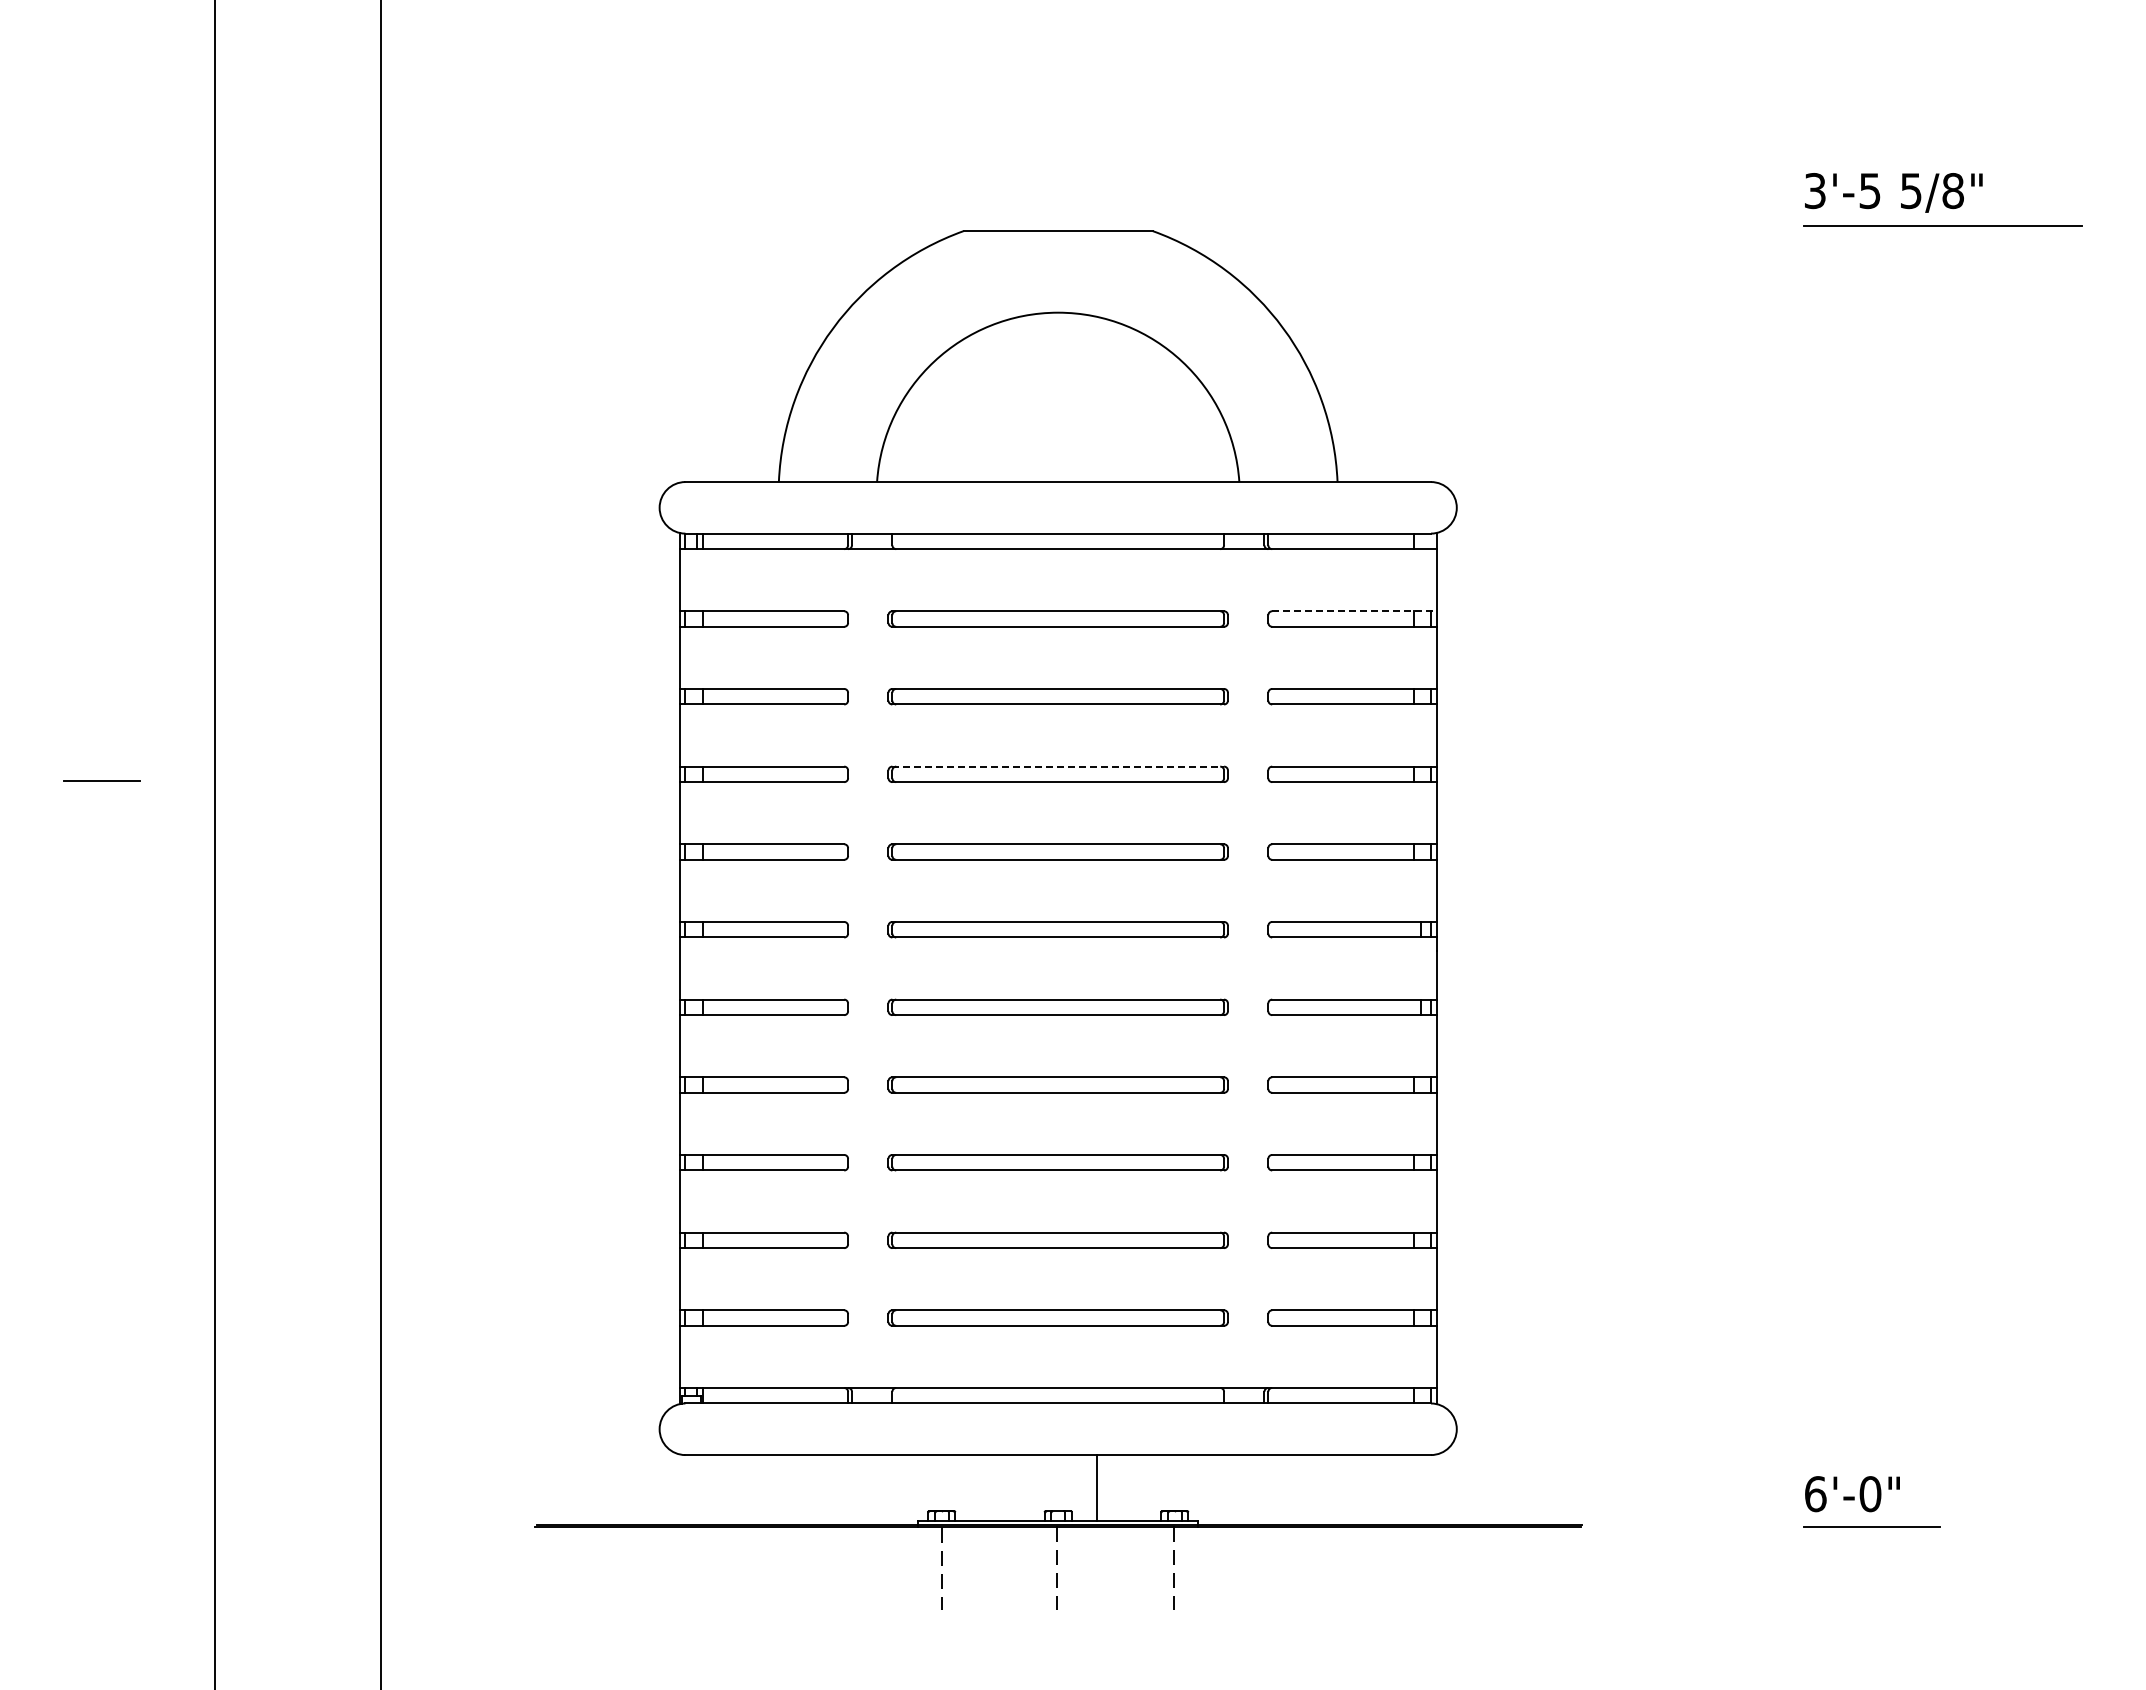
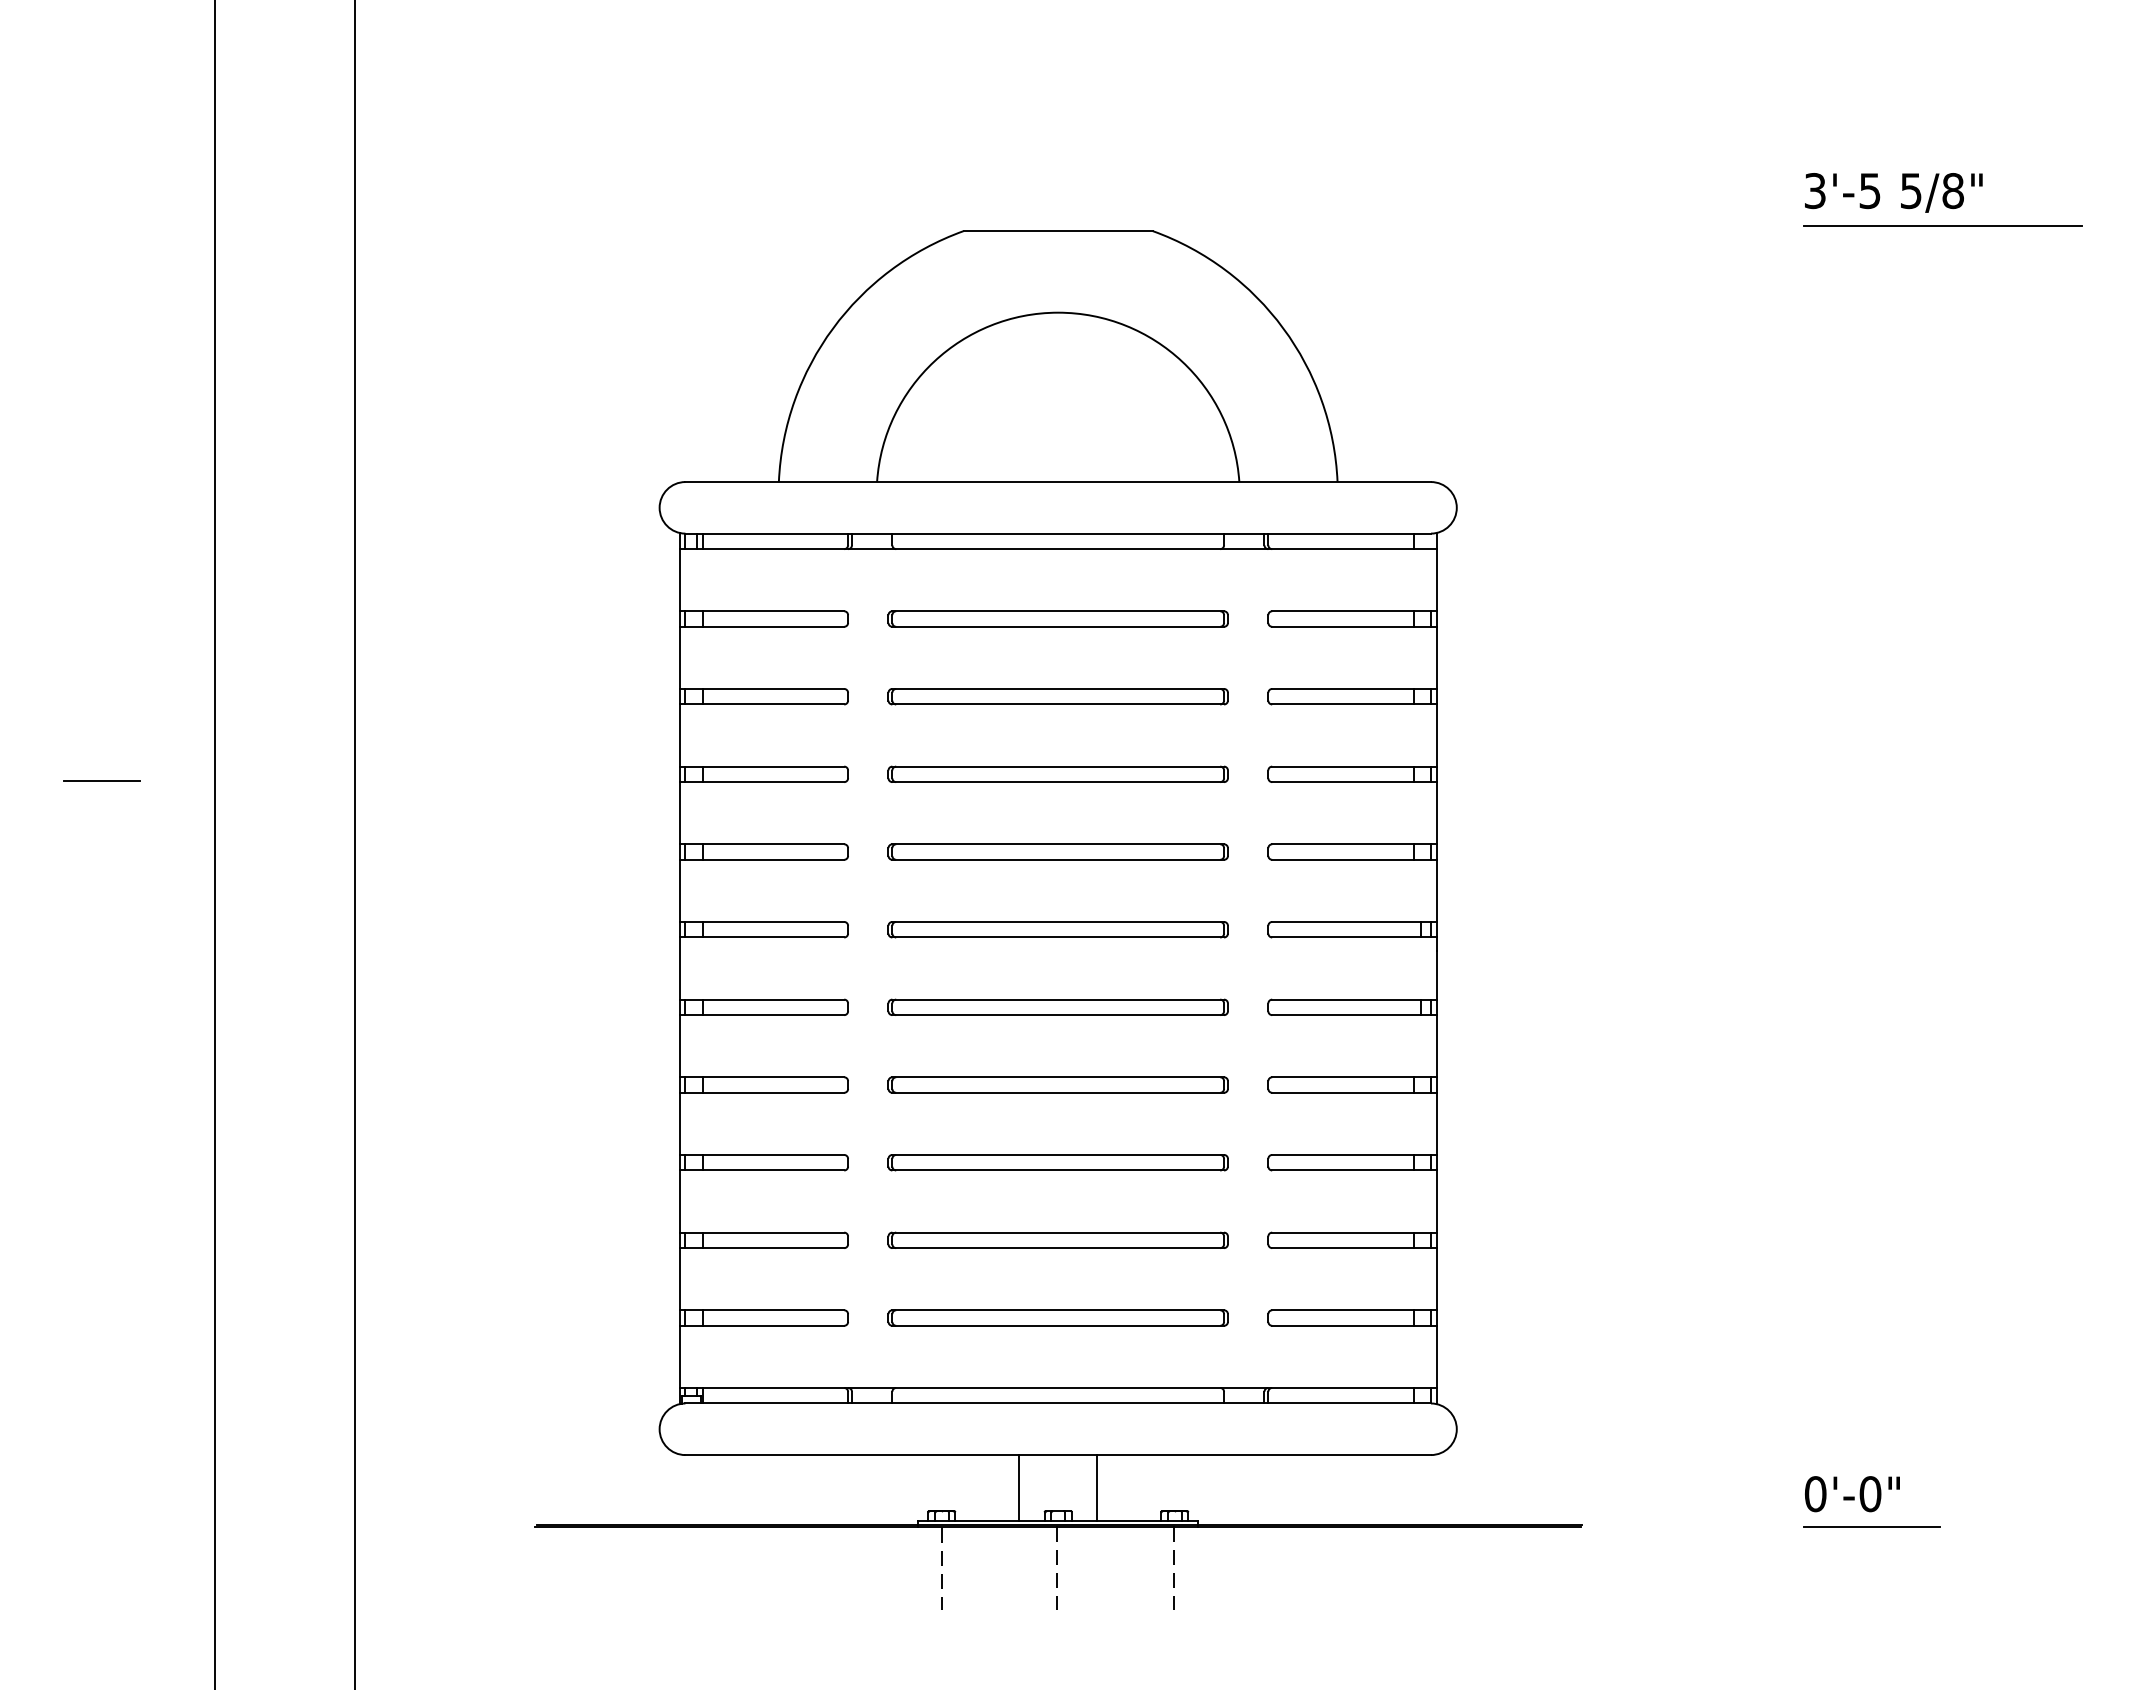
line: dashed -> solid (1355, 611)
line: dashed -> solid (1058, 766)
line position: (381, 844) -> (355, 844) (355, 844)
line: none -> present (1018, 1487)
text: 6'-0" -> 0'-0" (1815, 1493)
